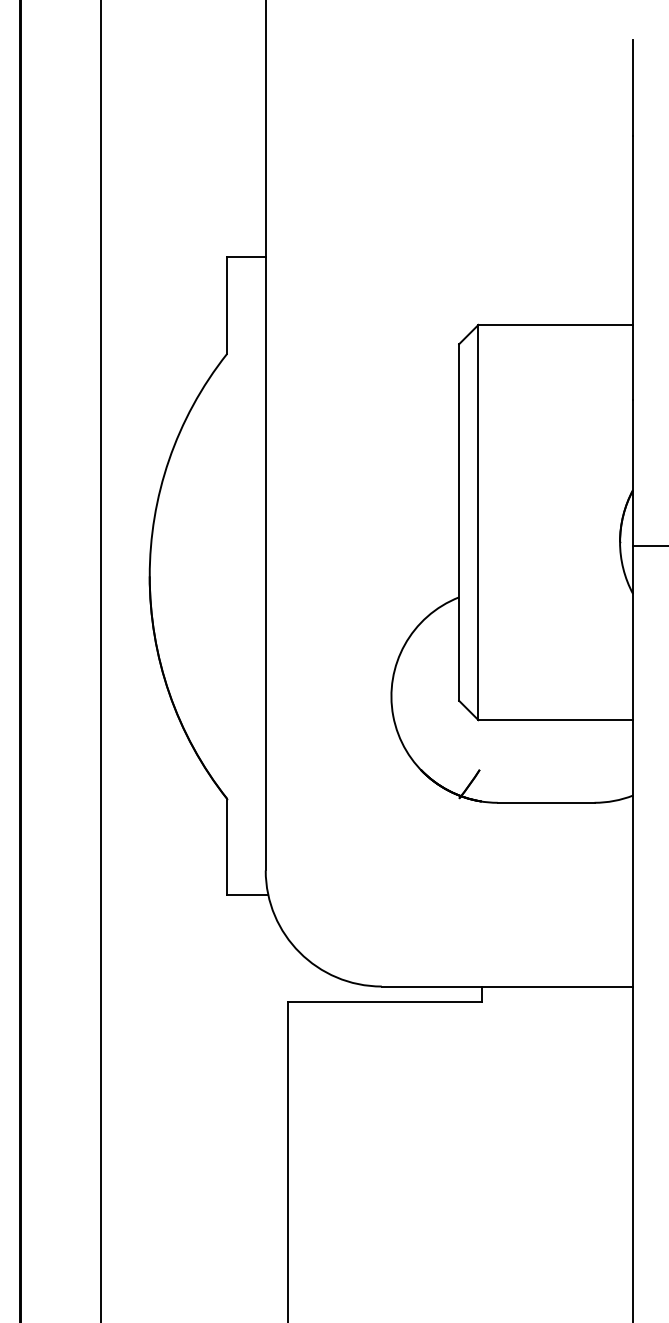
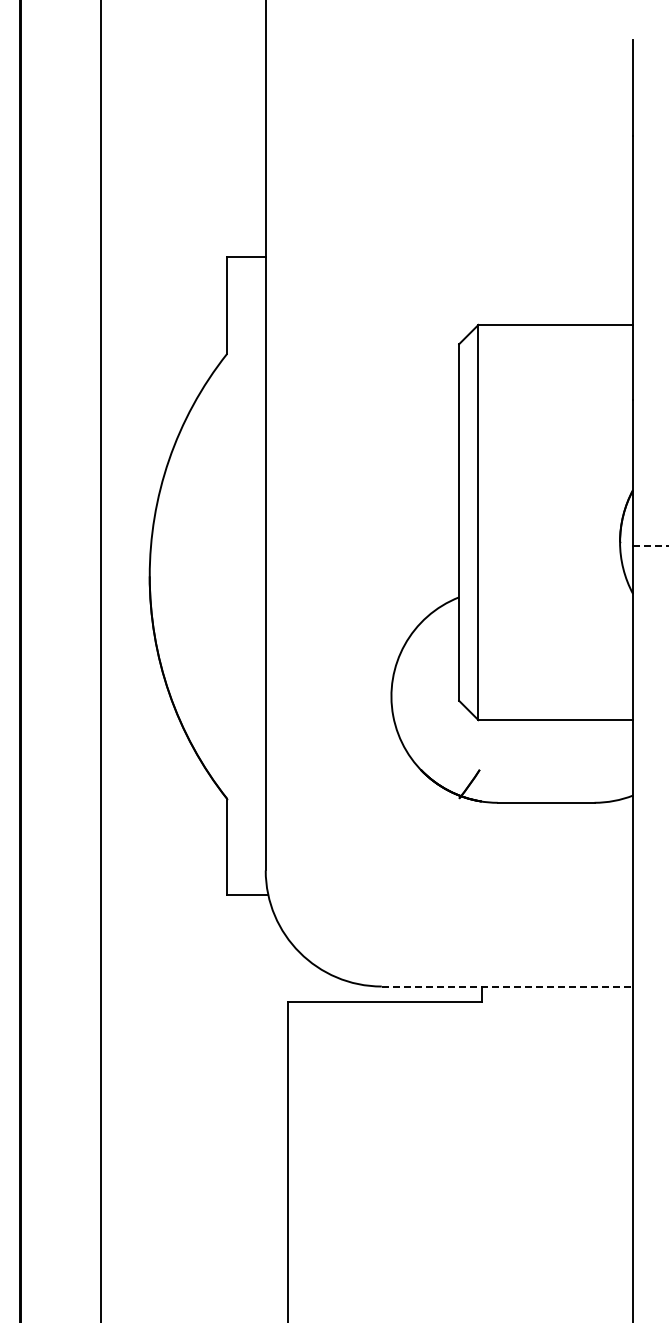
line: solid -> dashed (651, 546)
line: solid -> dashed (507, 986)
